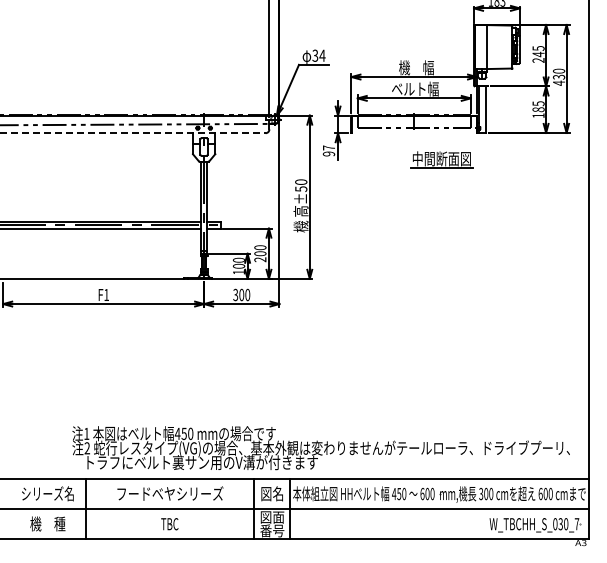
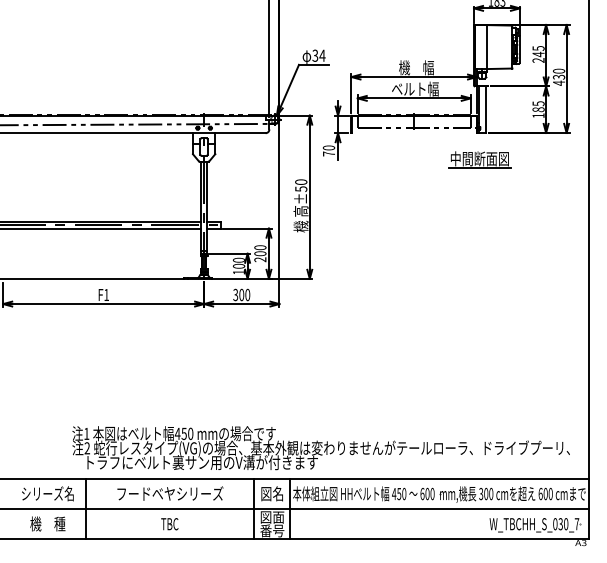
line: dashed -> solid (132, 133)
text: 97 -> 70 (328, 150)
part position: (441, 159) -> (479, 159) (479, 159)
